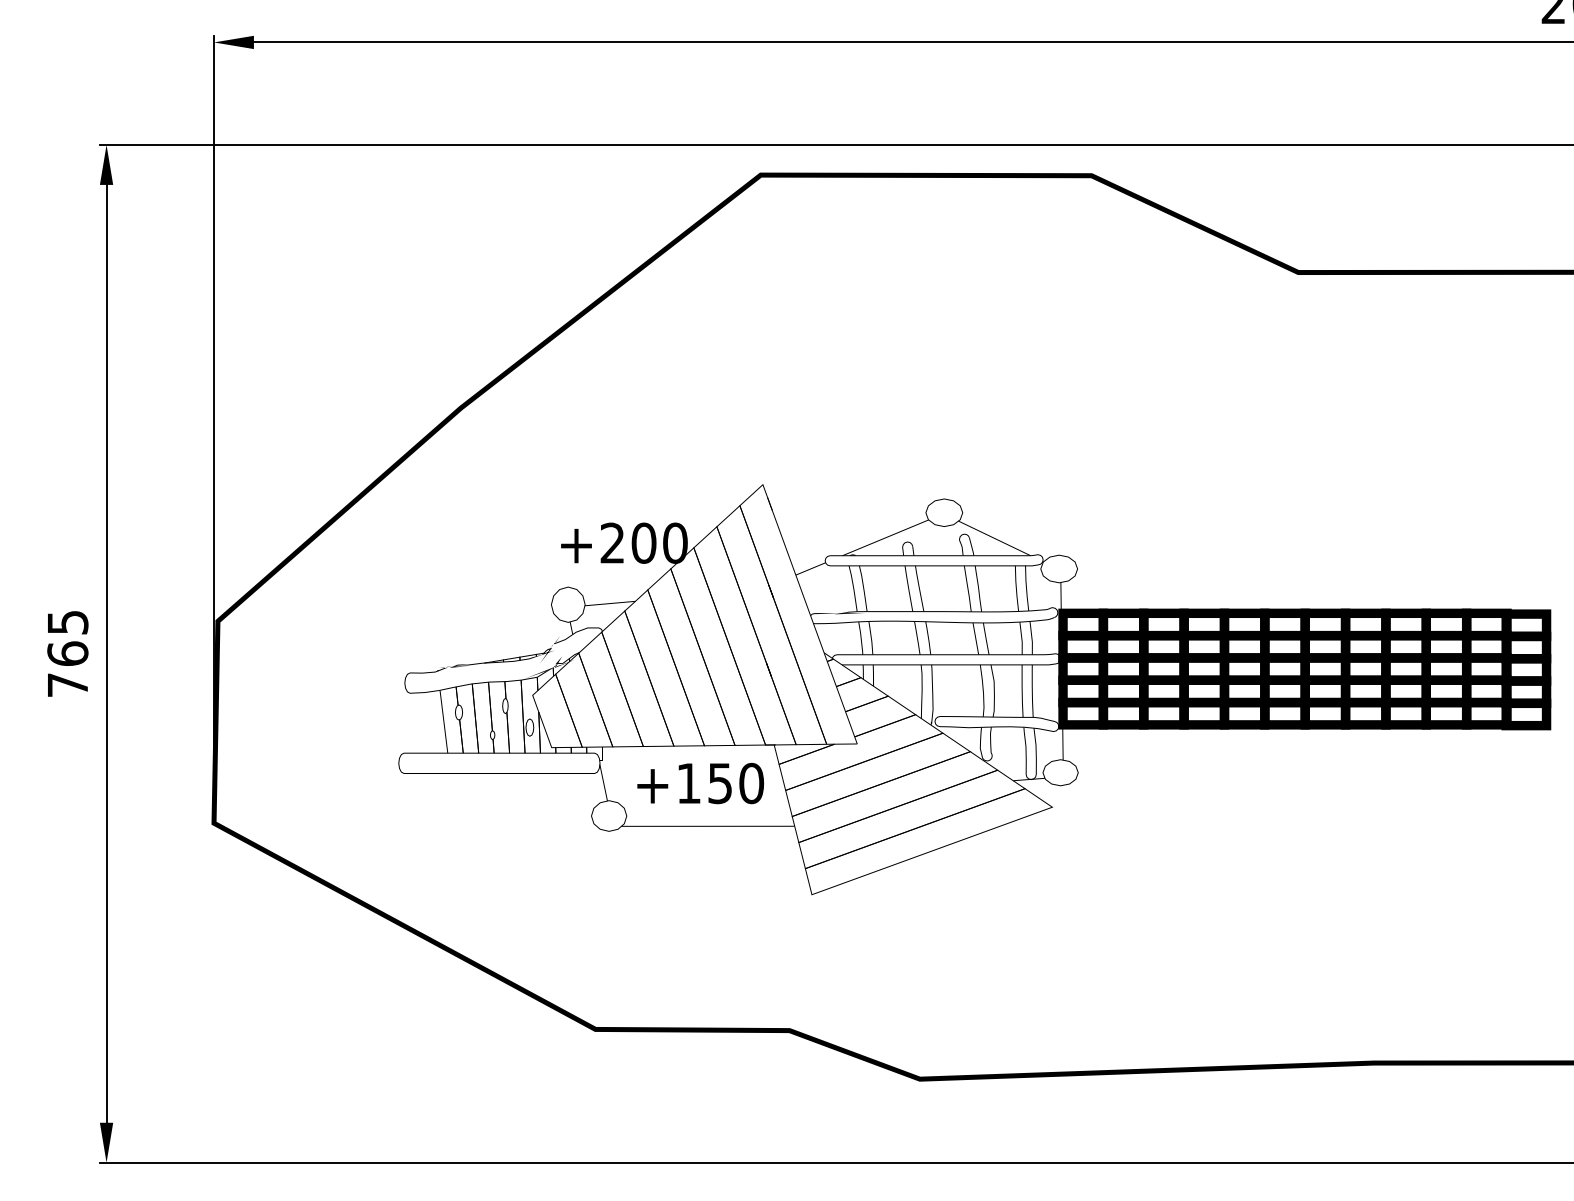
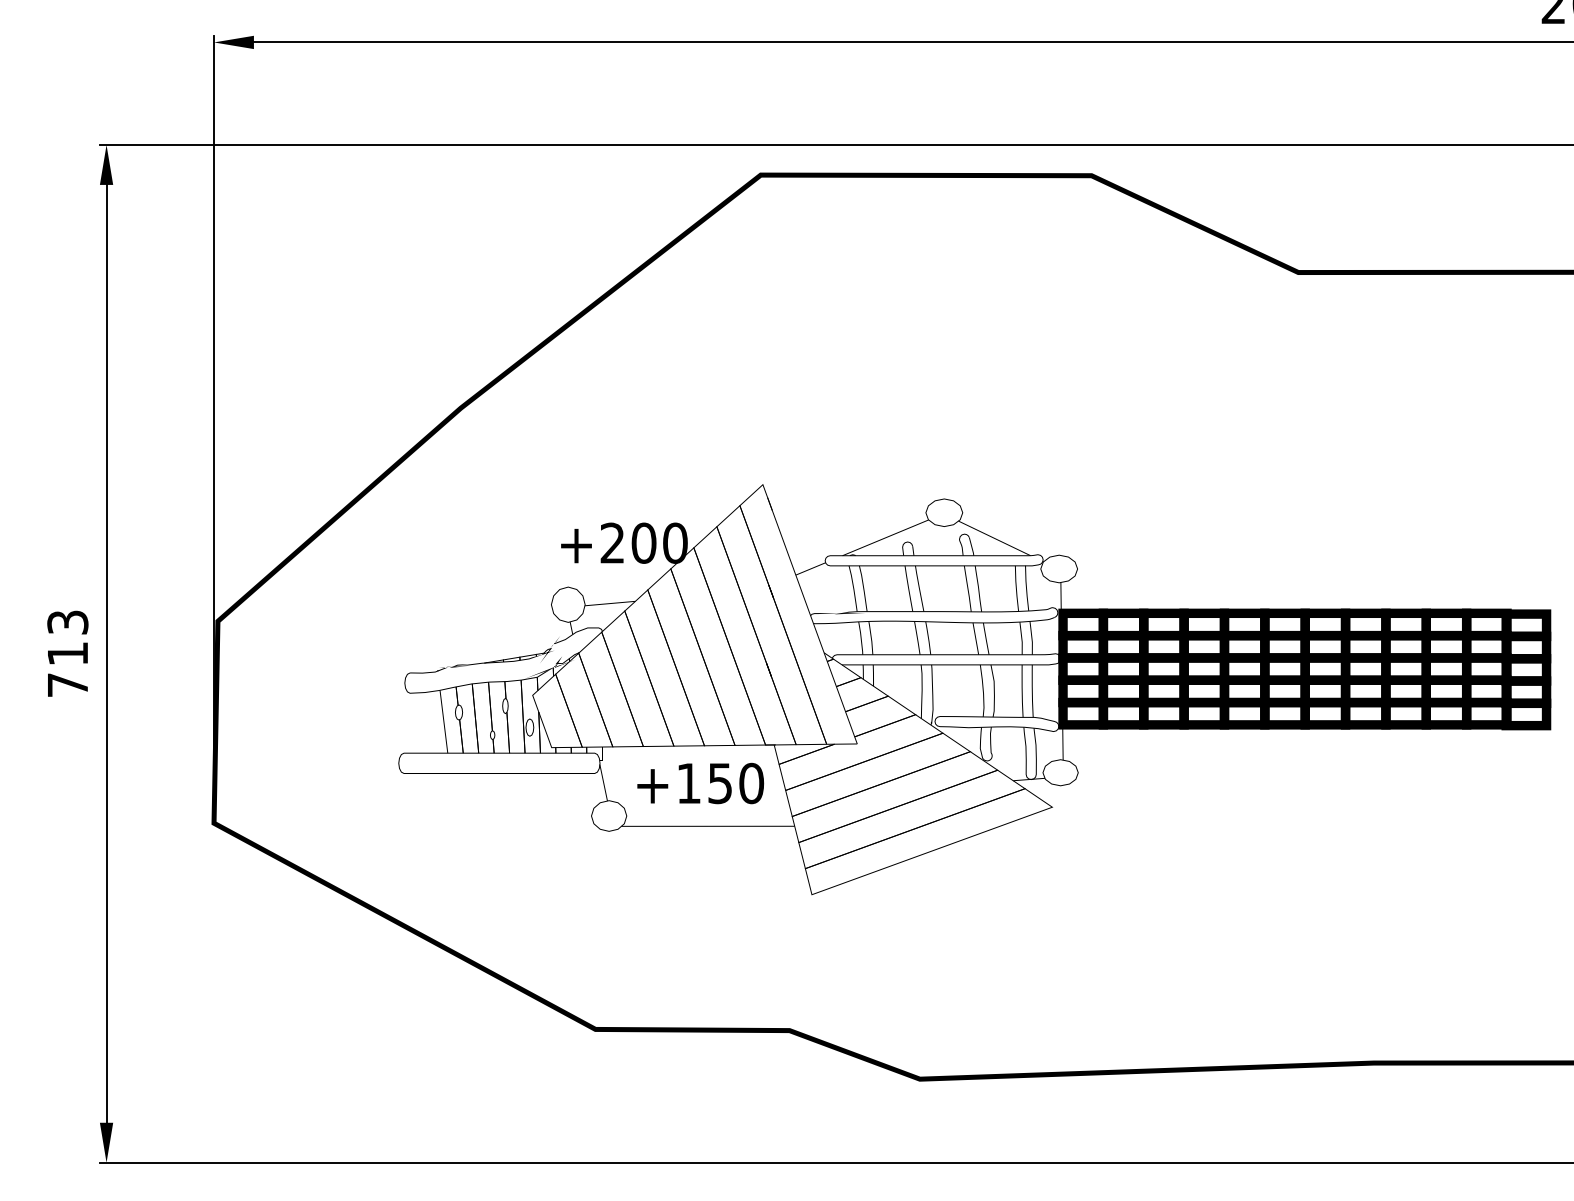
text: 765 -> 713 (67, 637)
